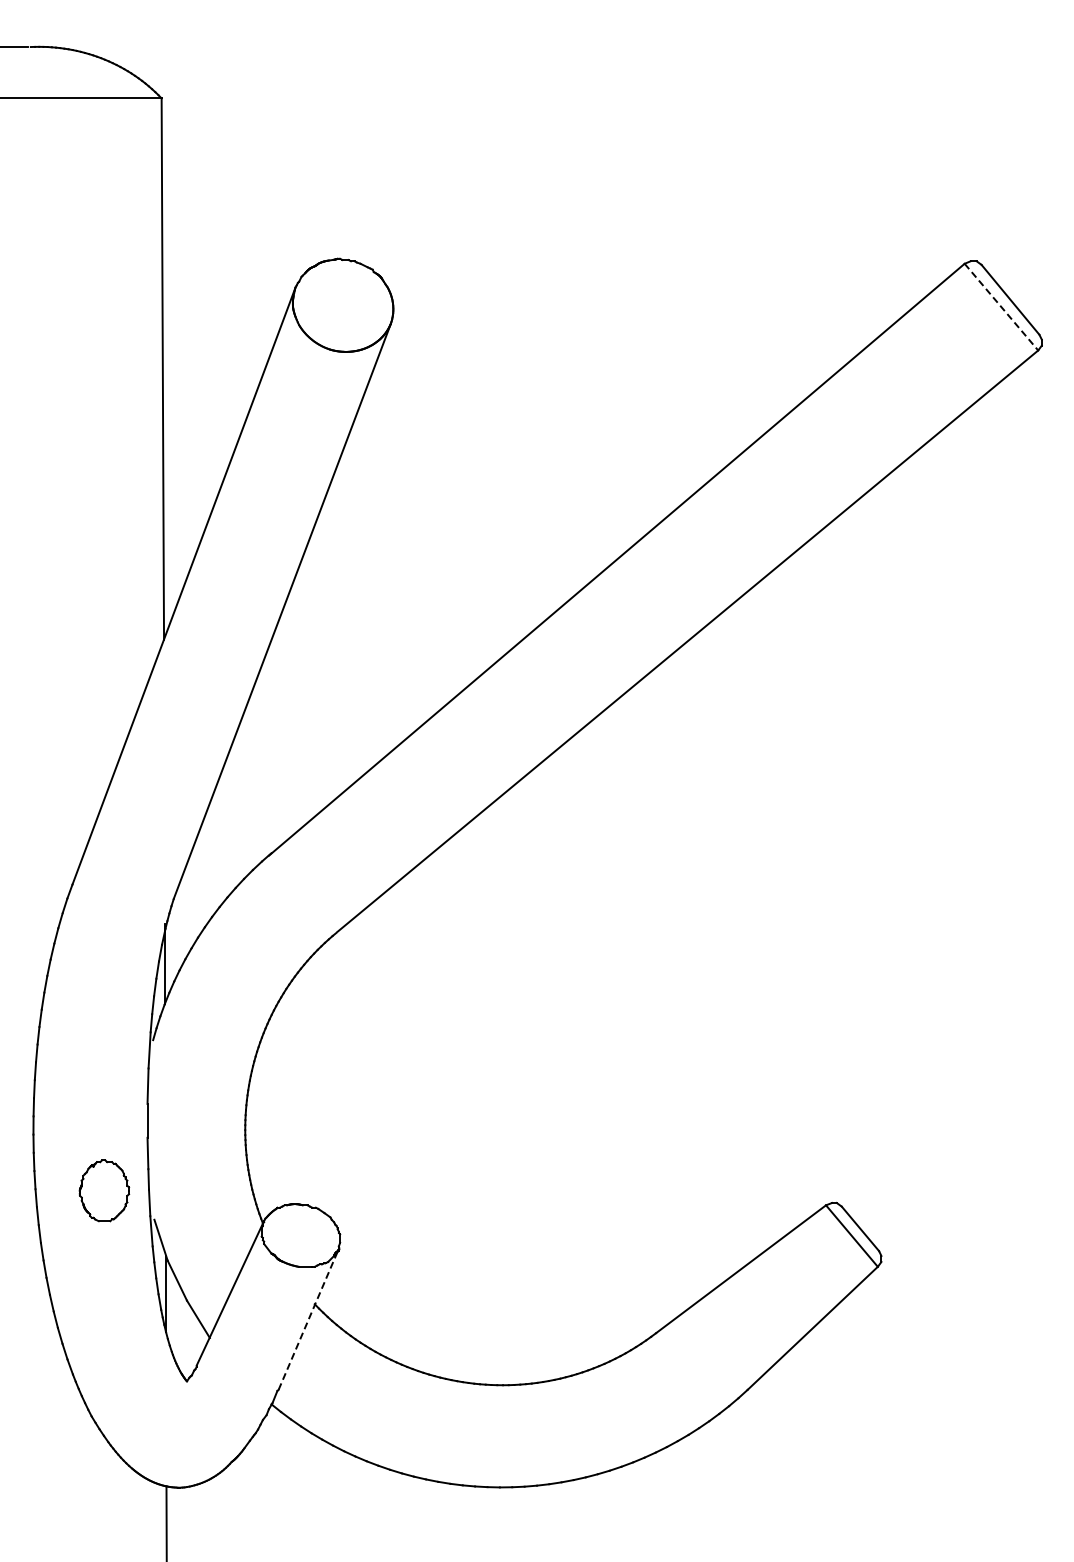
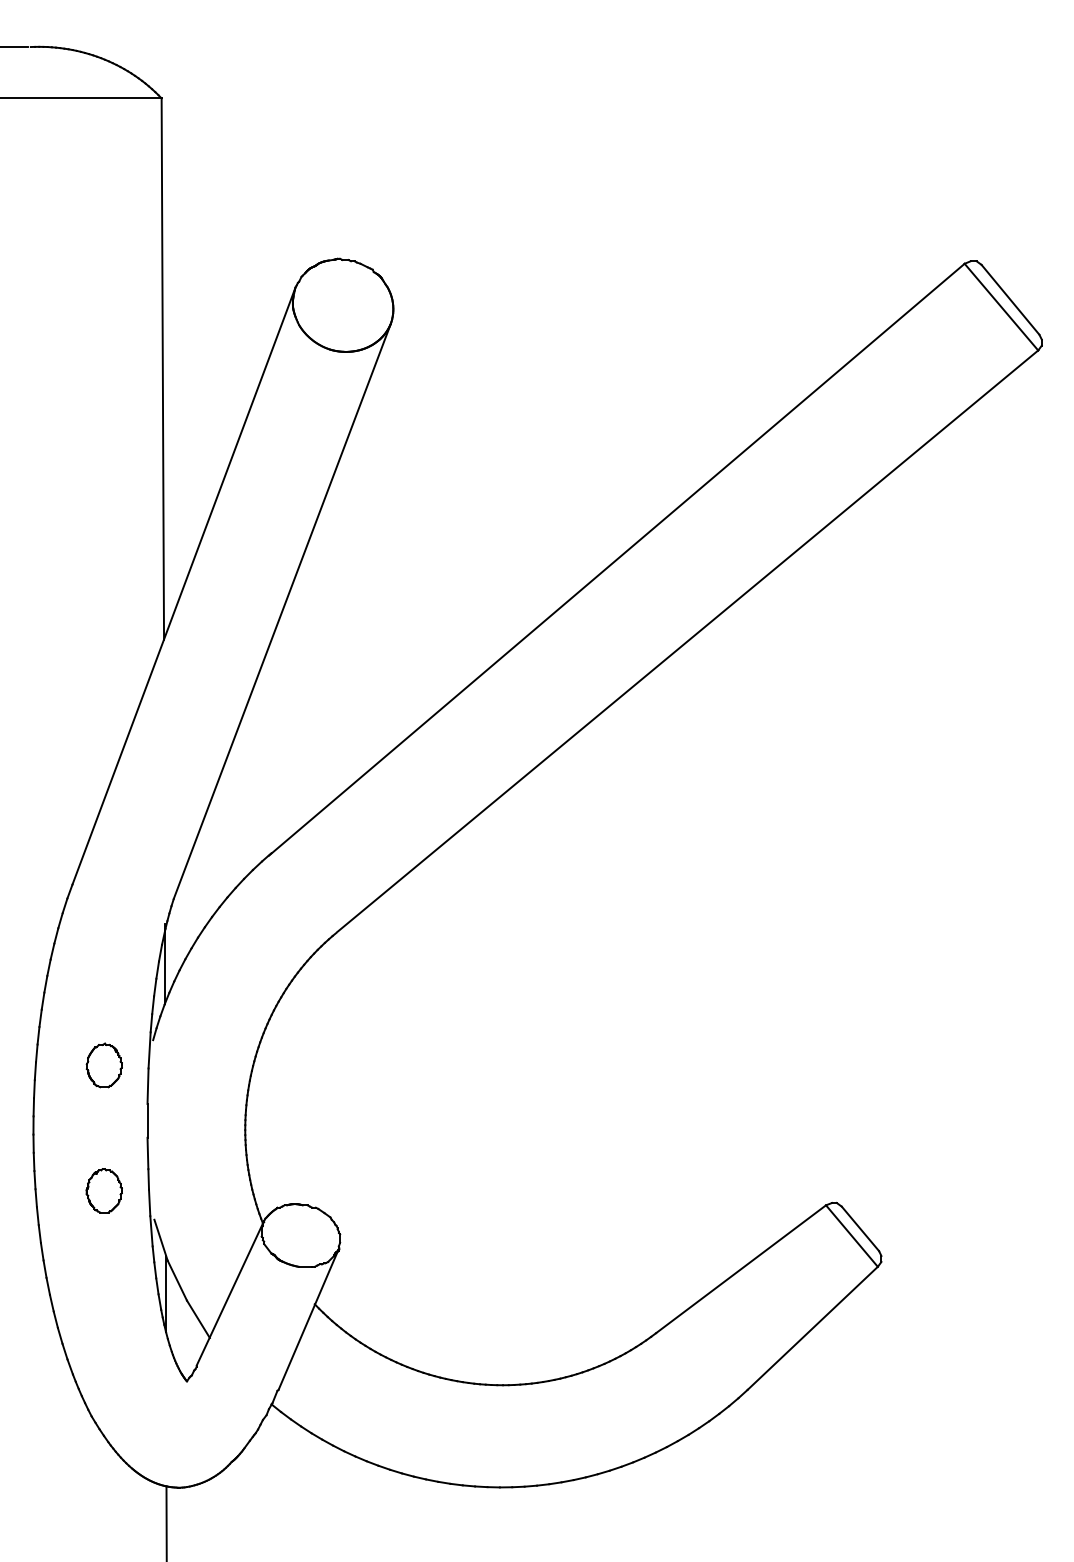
line: dashed -> solid (1001, 307)
part: none -> present (103, 1065)
part size: 53x64 px -> 38x46 px (103, 1190)
line: dashed -> solid (308, 1319)
